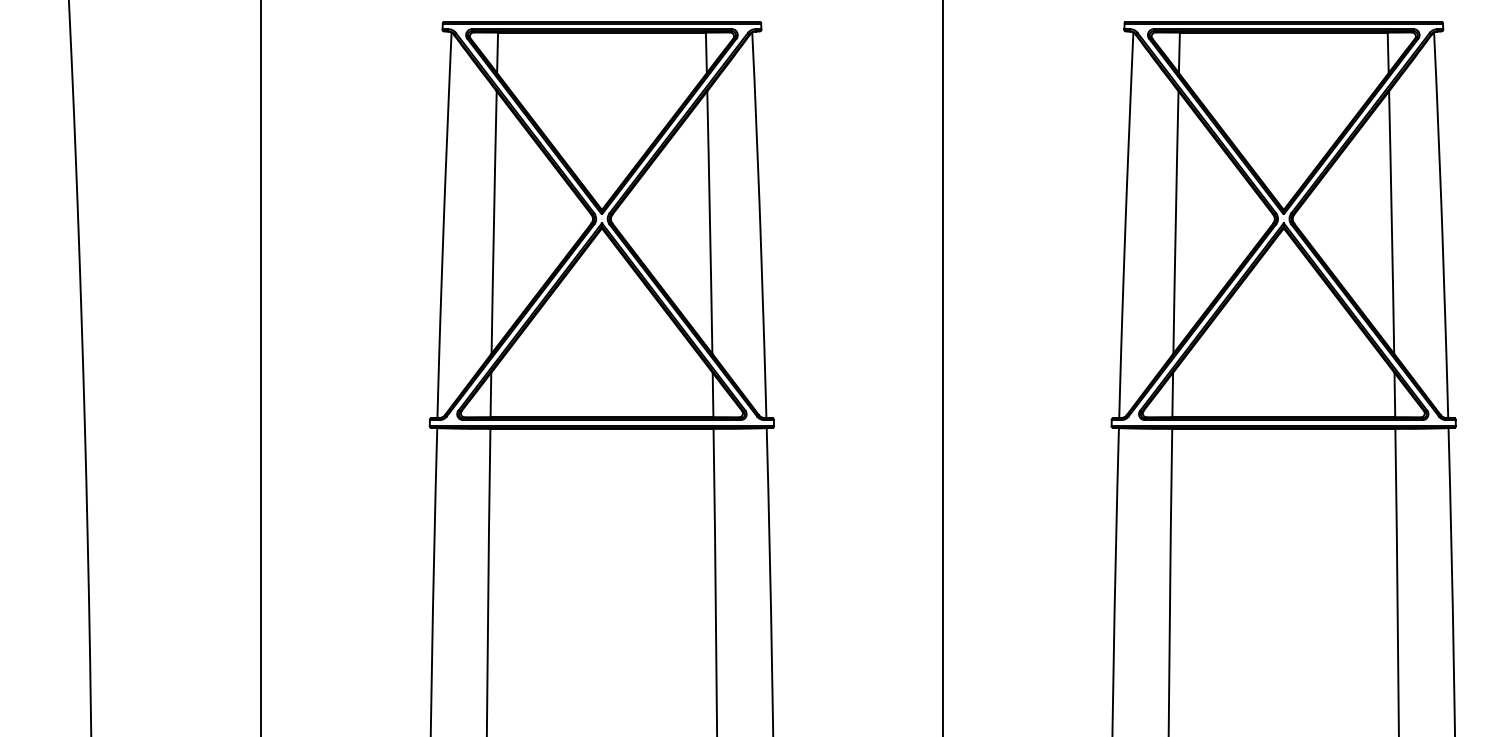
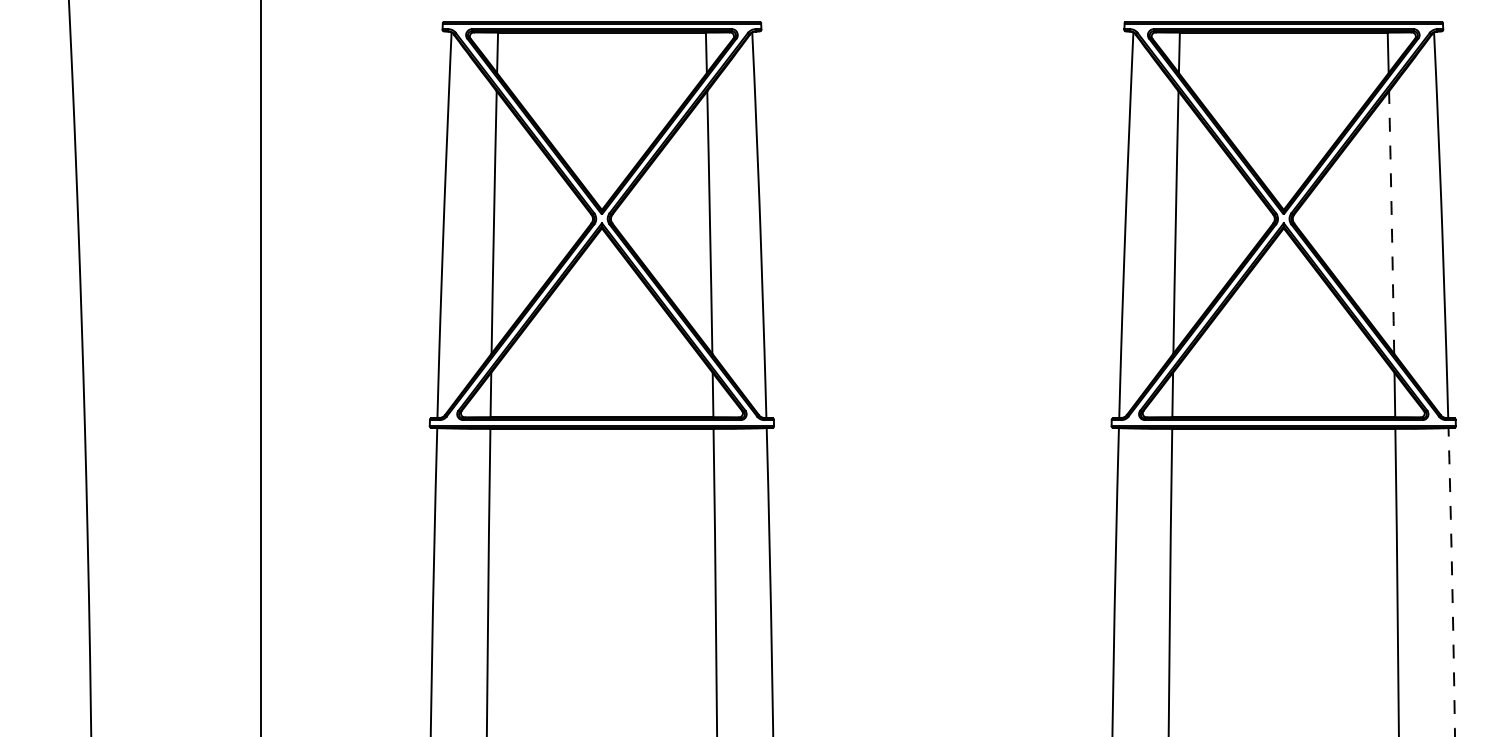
arc: solid -> dashed (1391, 222)
line: present -> none (942, 367)
arc: solid -> dashed (1452, 581)
